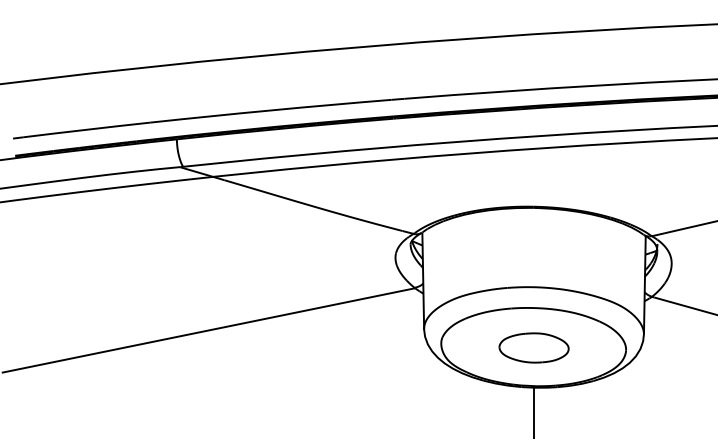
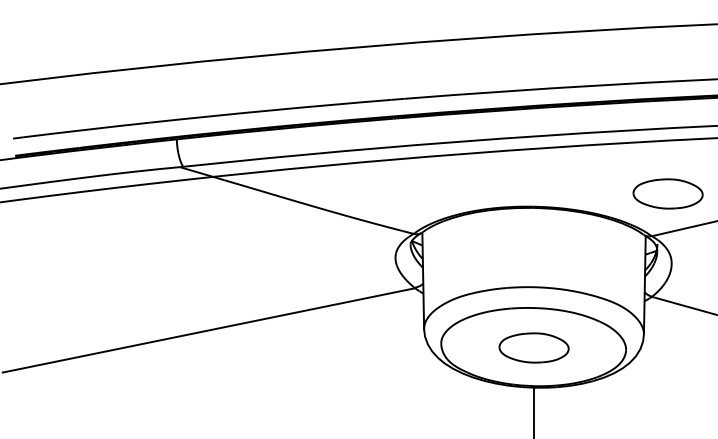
part: none -> present (667, 193)
